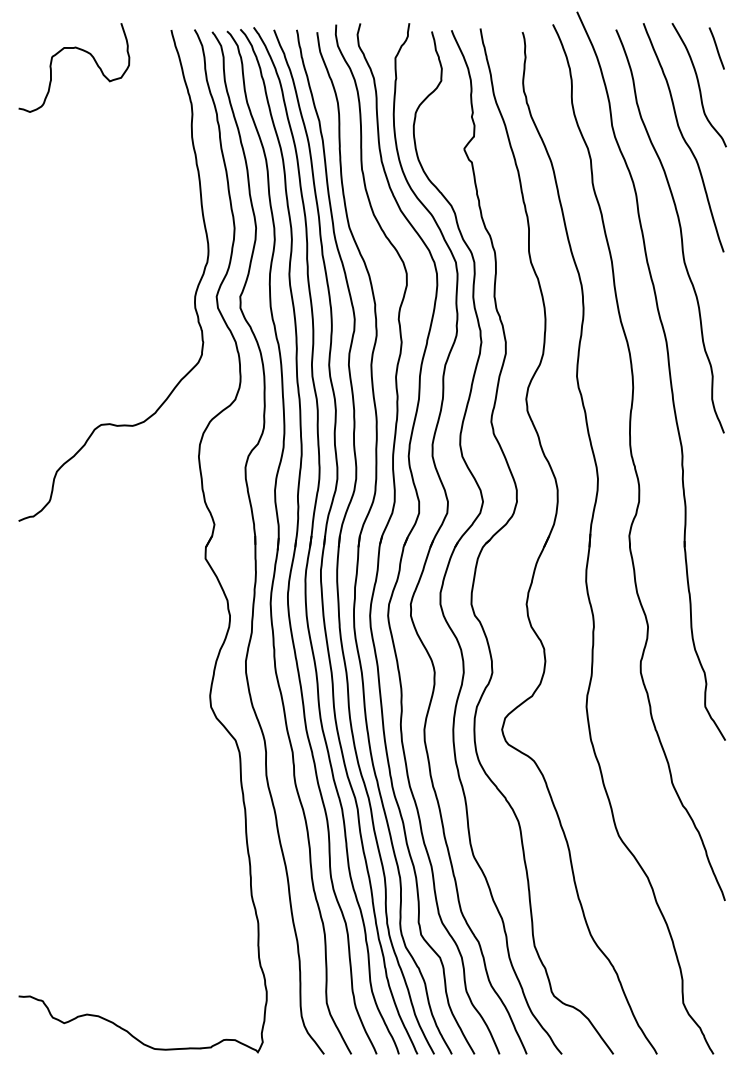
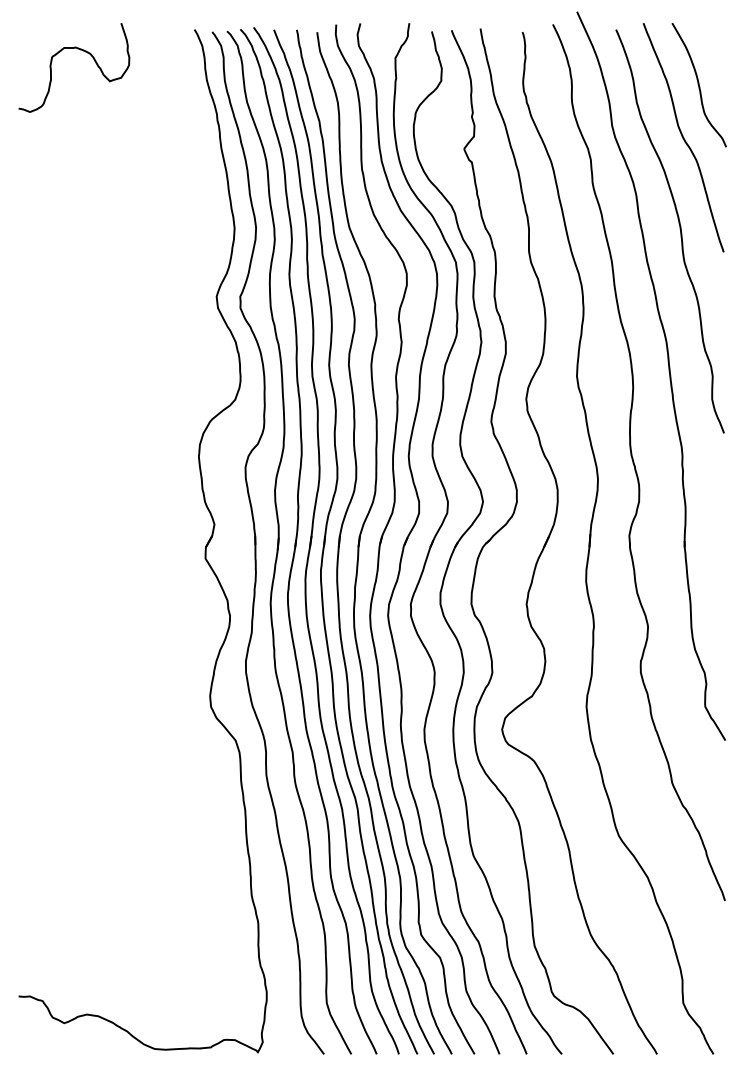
line: present -> none (716, 48)
curve: present -> none (194, 294)
